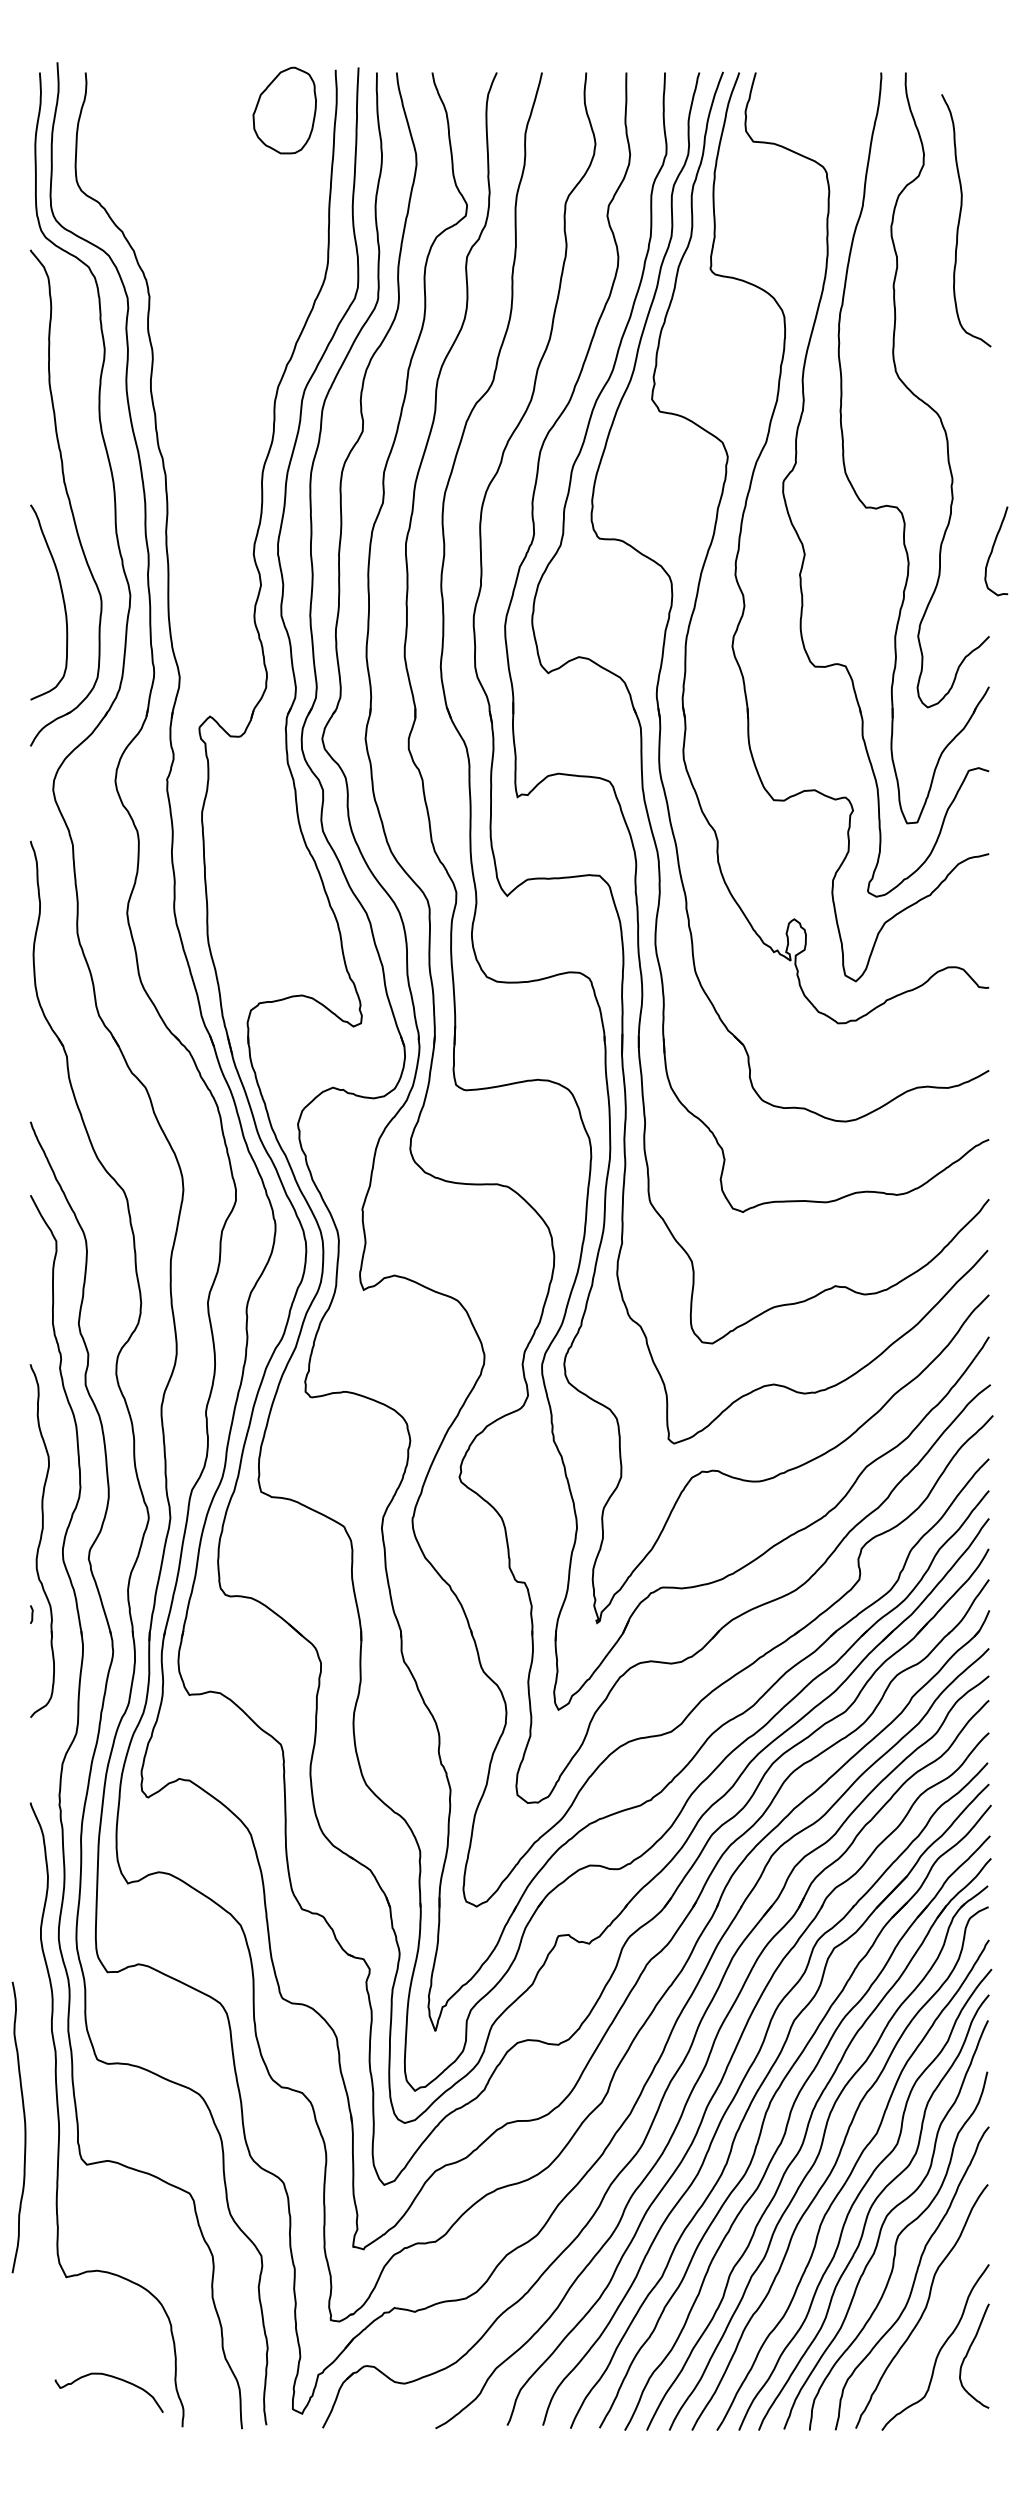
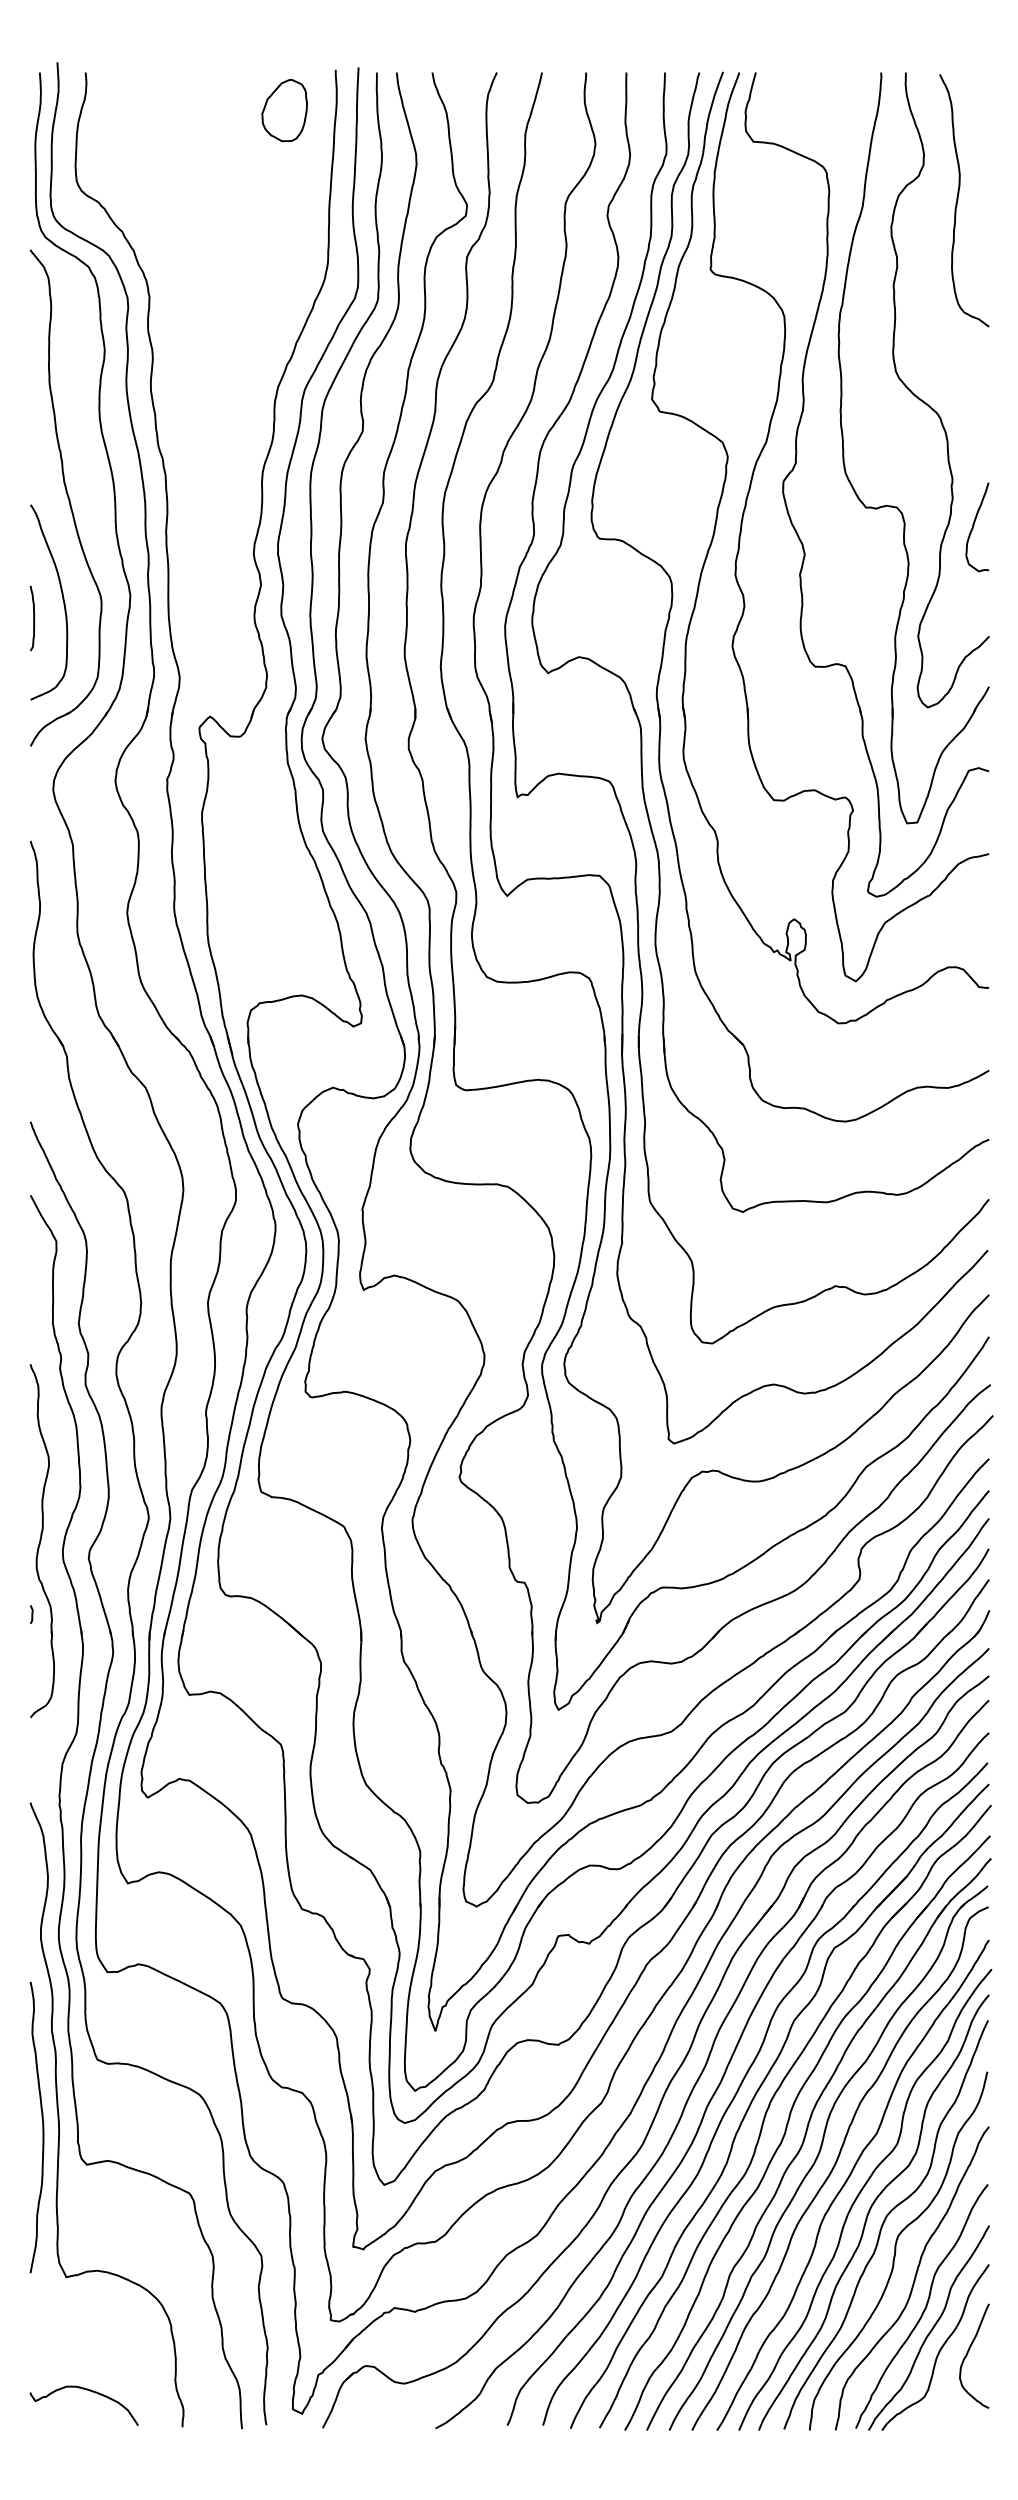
part size: 65x89 px -> 47x63 px (284, 110)
curve position: (960, 220) -> (958, 200) (958, 200)
curve position: (993, 549) -> (974, 525) (974, 525)
curve: none -> present (33, 618)
curve position: (24, 2127) -> (42, 2127) (42, 2127)
curve: none -> present (931, 2328)
curve position: (114, 2378) -> (89, 2391) (89, 2391)
